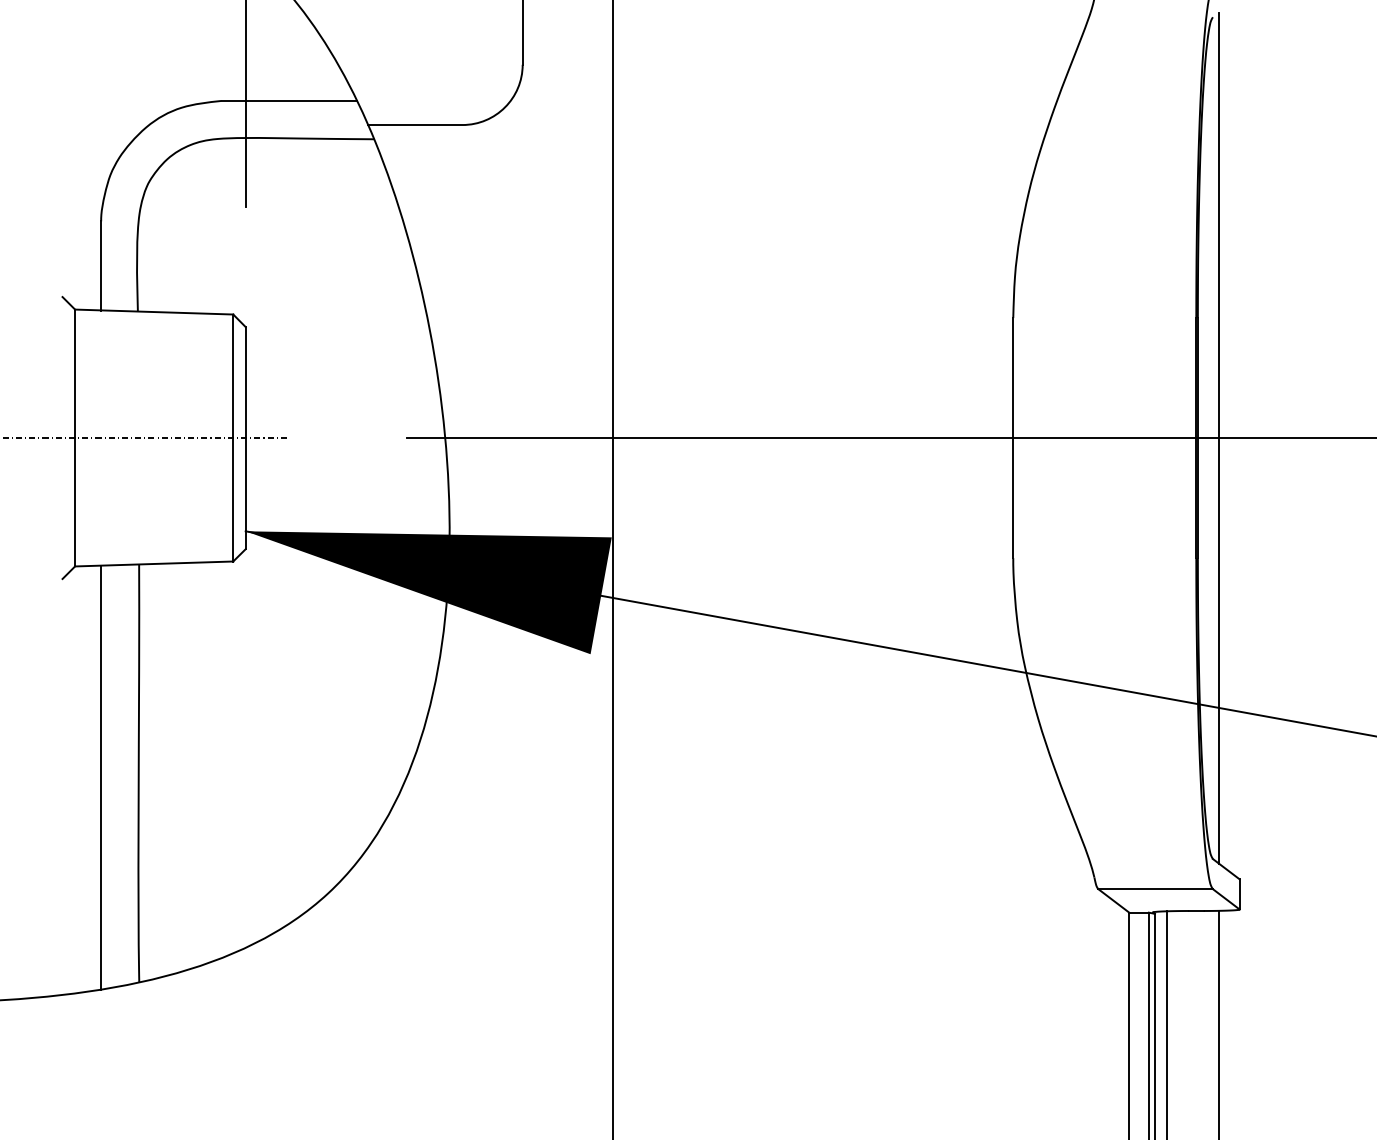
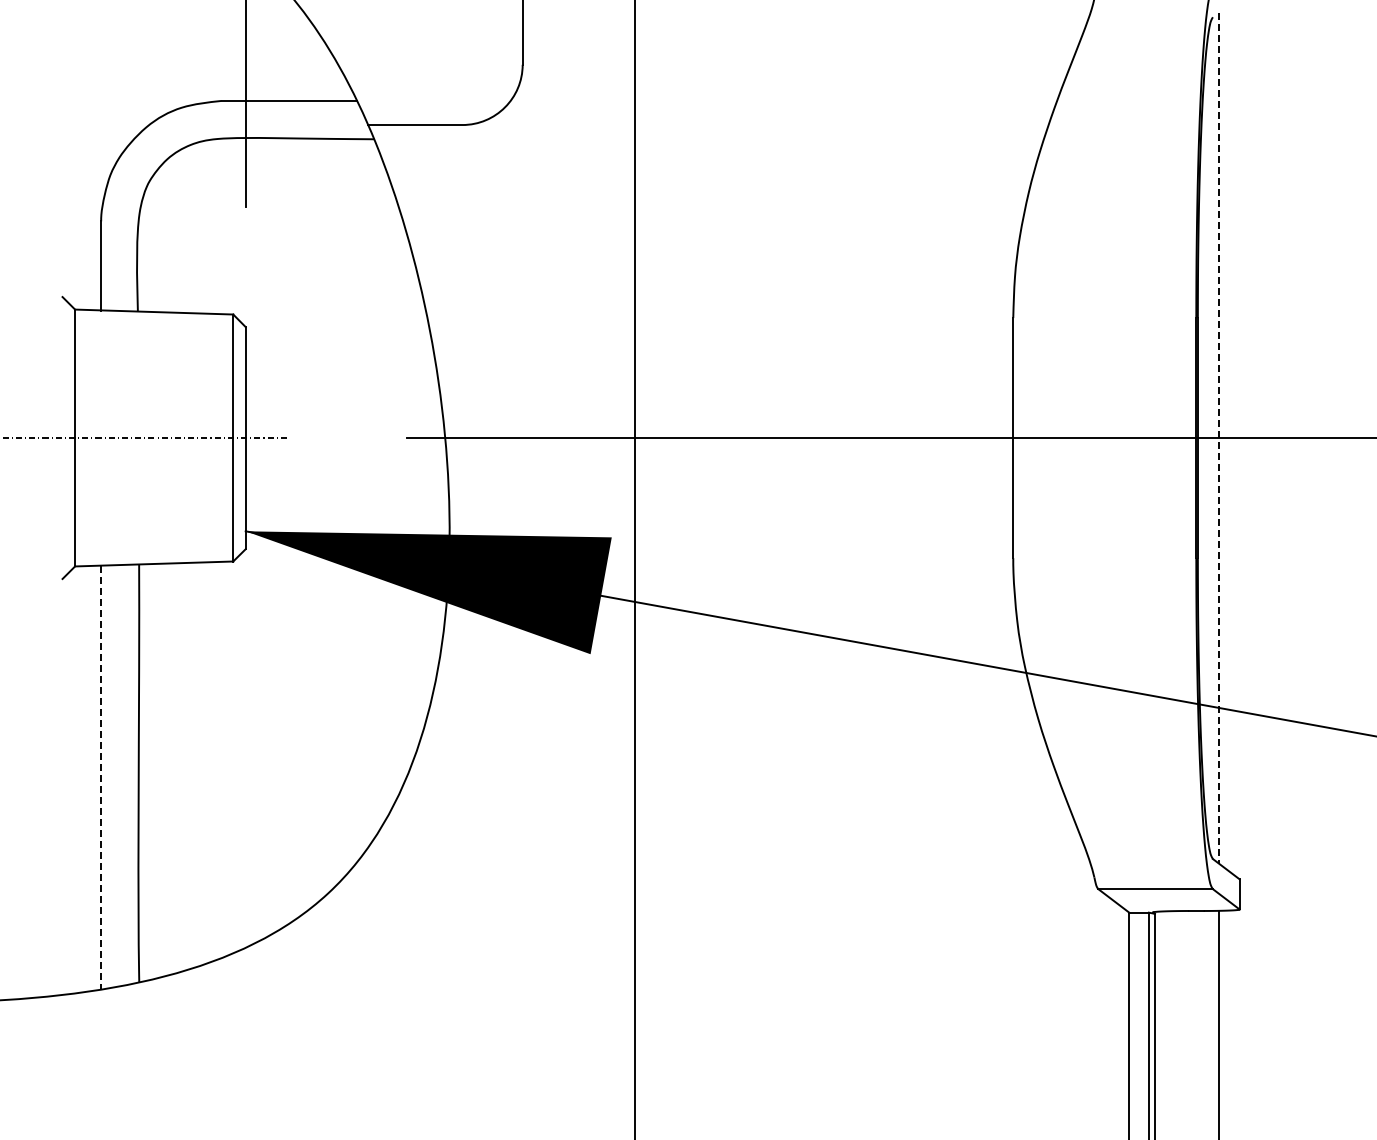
line: solid -> dashed (1219, 438)
line position: (613, 569) -> (635, 569) (635, 569)
line: solid -> dashed (101, 777)
line: present -> none (1166, 1023)
